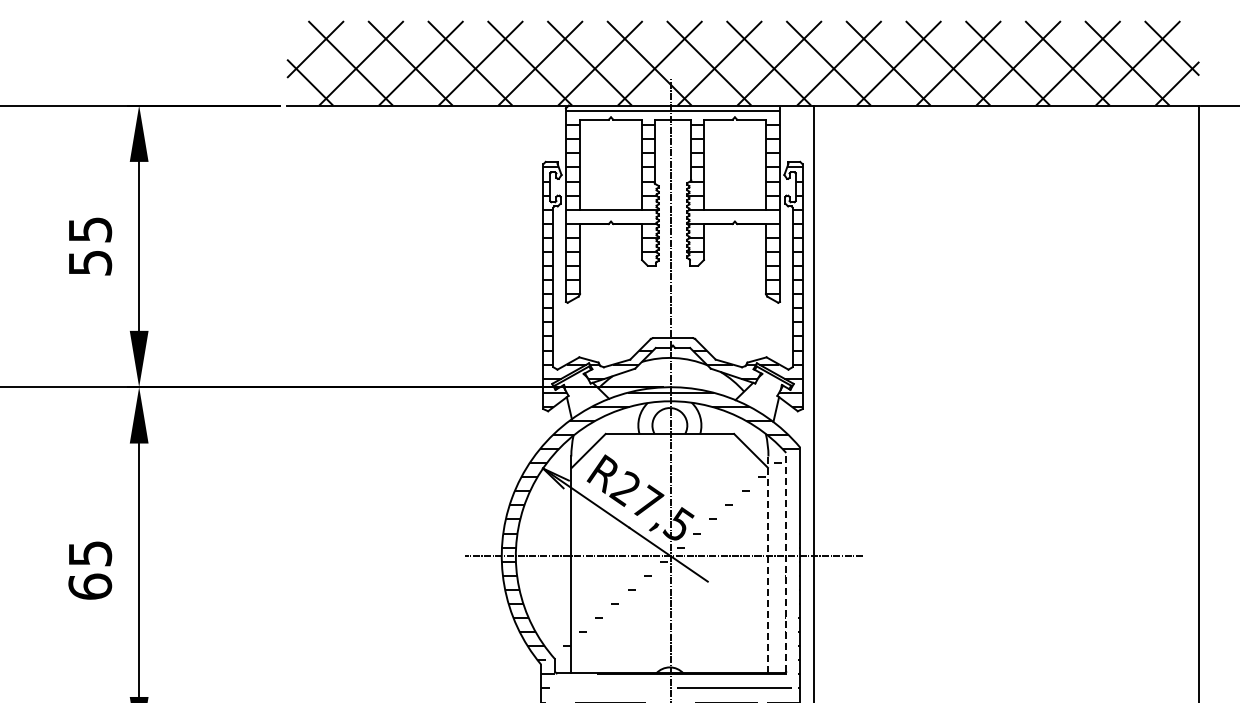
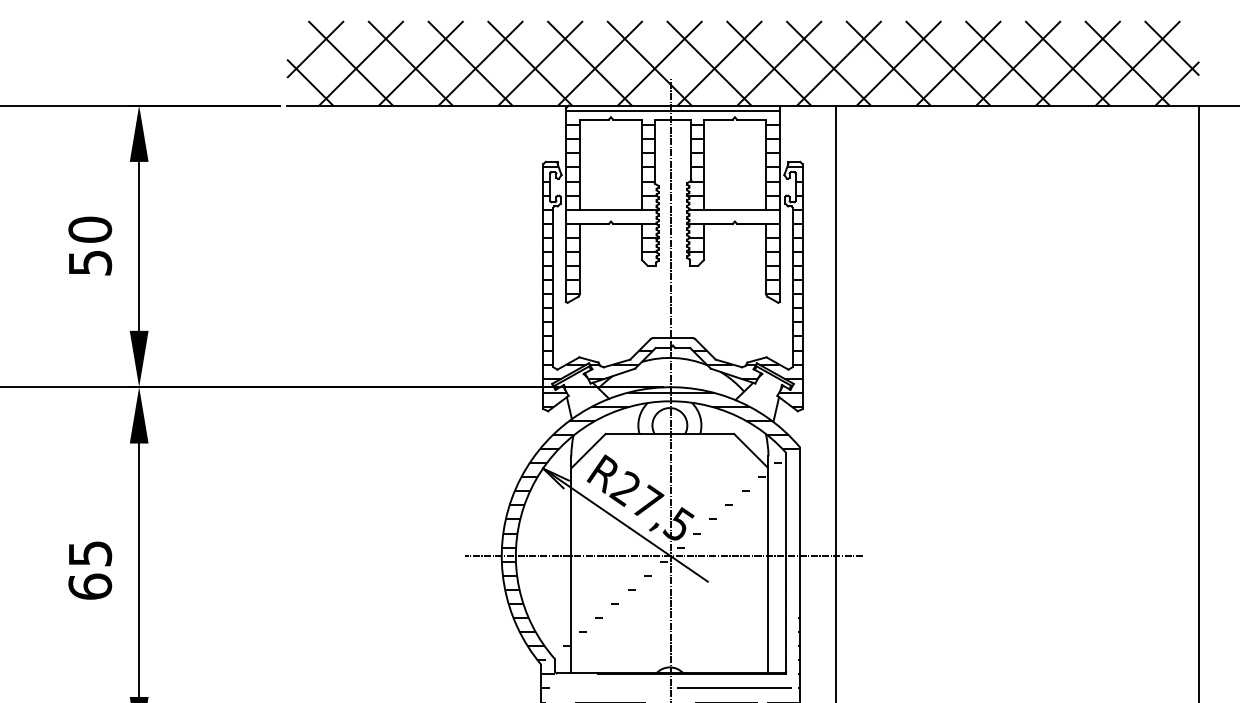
text: 55 -> 50 (90, 229)
line position: (814, 402) -> (836, 402) (836, 402)
line: dashed -> solid (786, 562)
line: dashed -> solid (768, 564)
